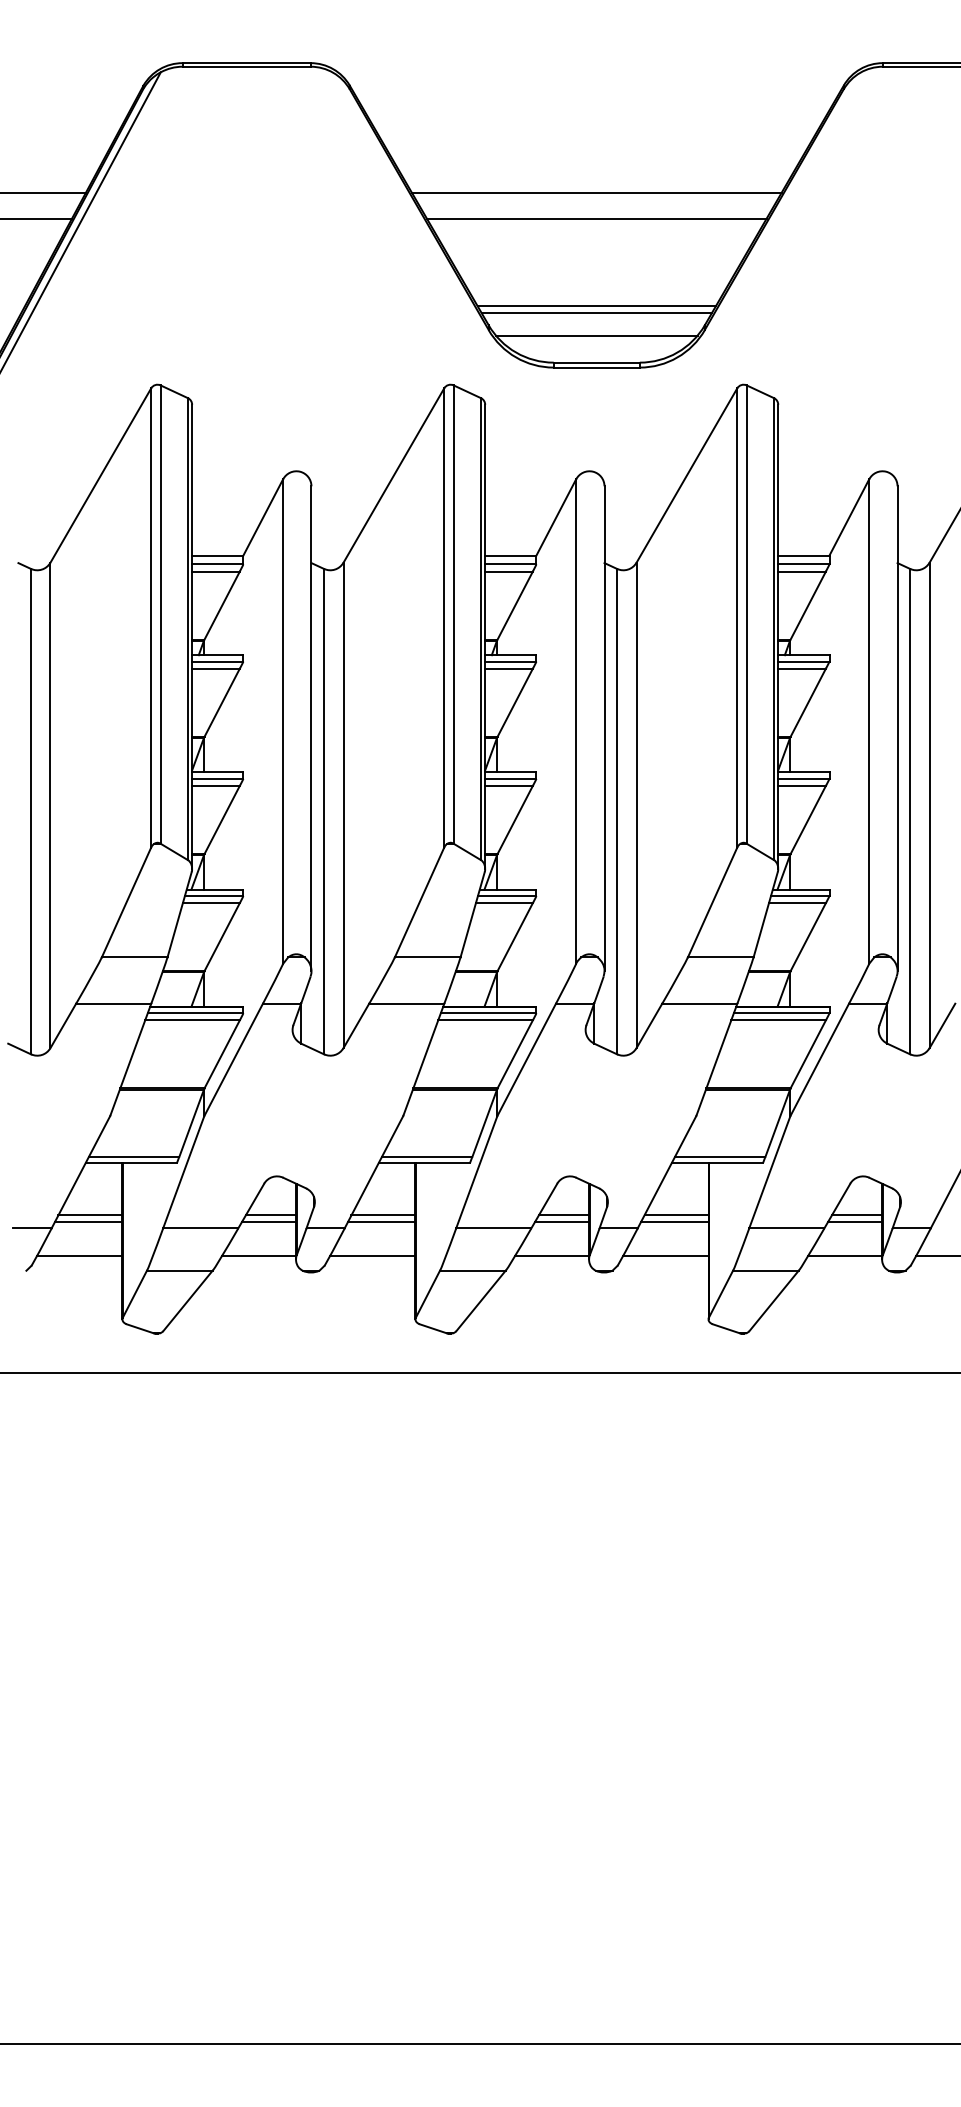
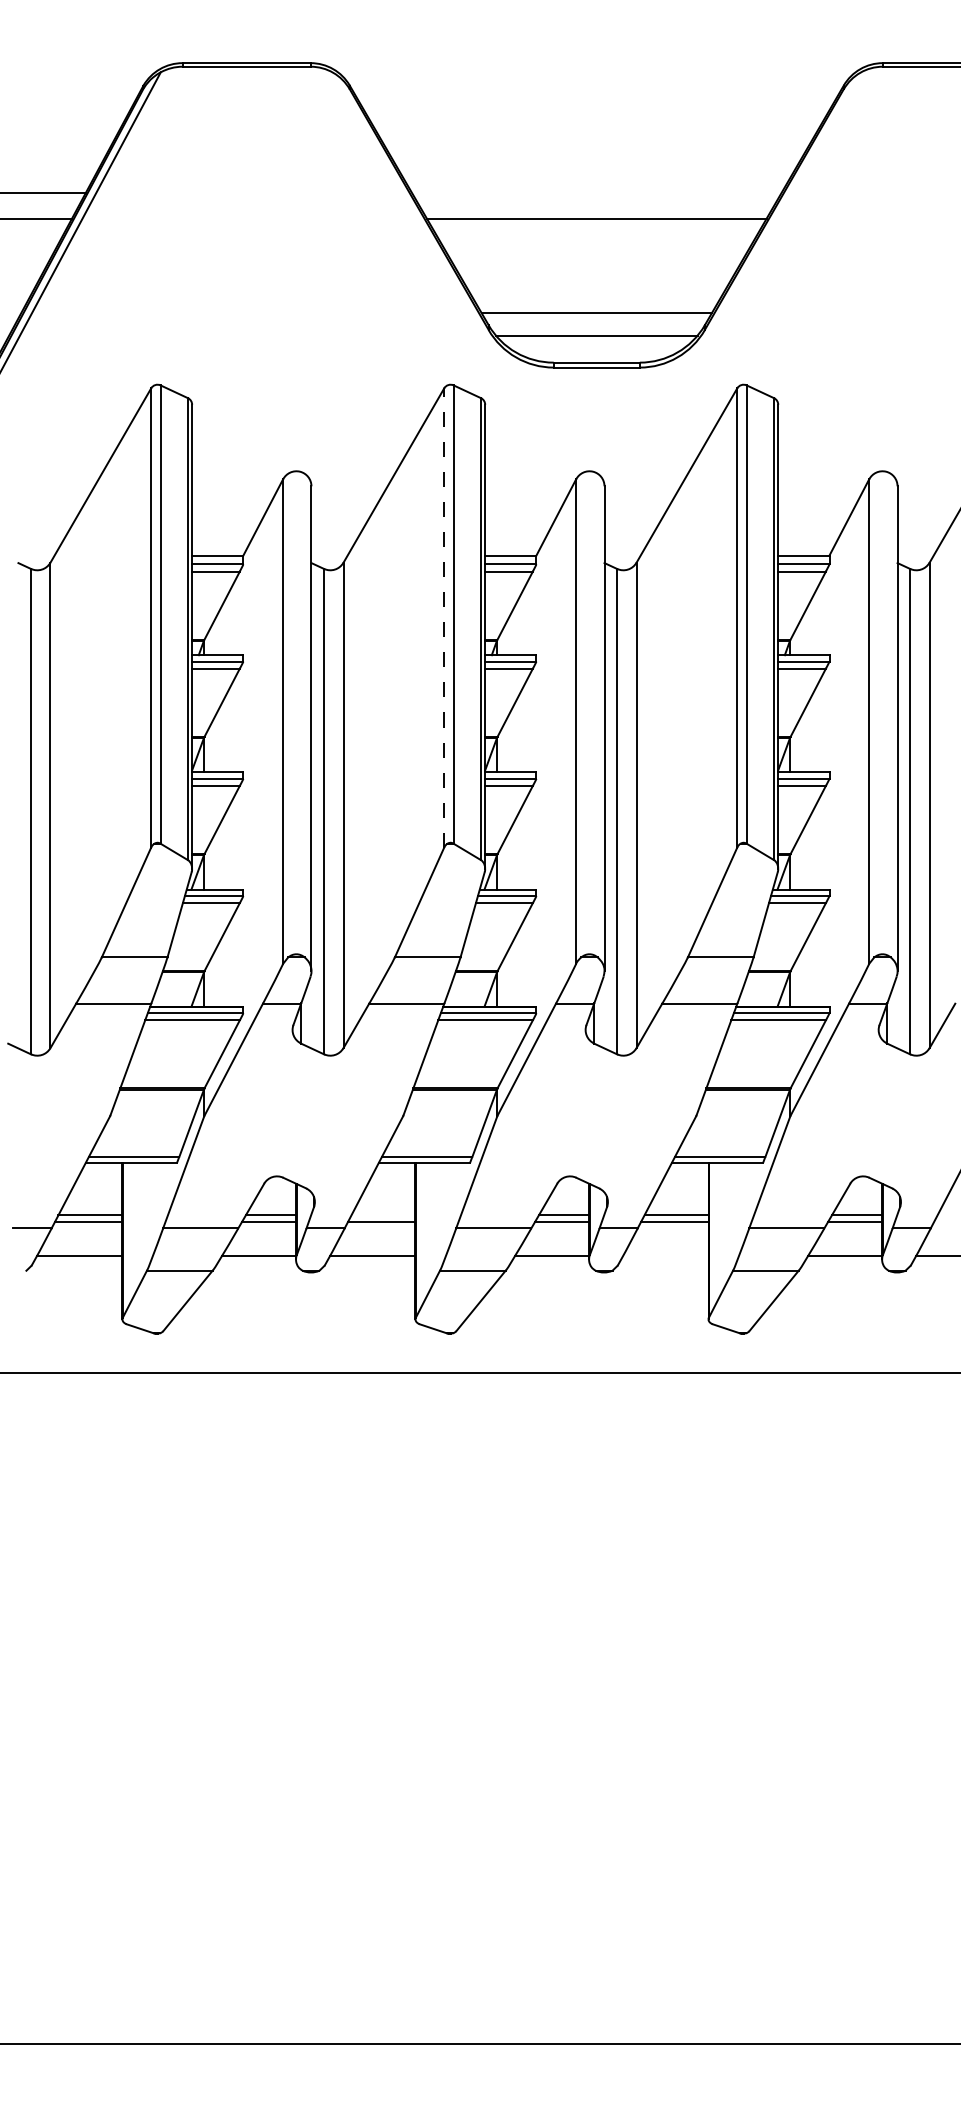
line: present -> none (596, 192)
line: present -> none (596, 306)
line: solid -> dashed (444, 618)
line: present -> none (383, 1215)
line: present -> none (665, 1256)
